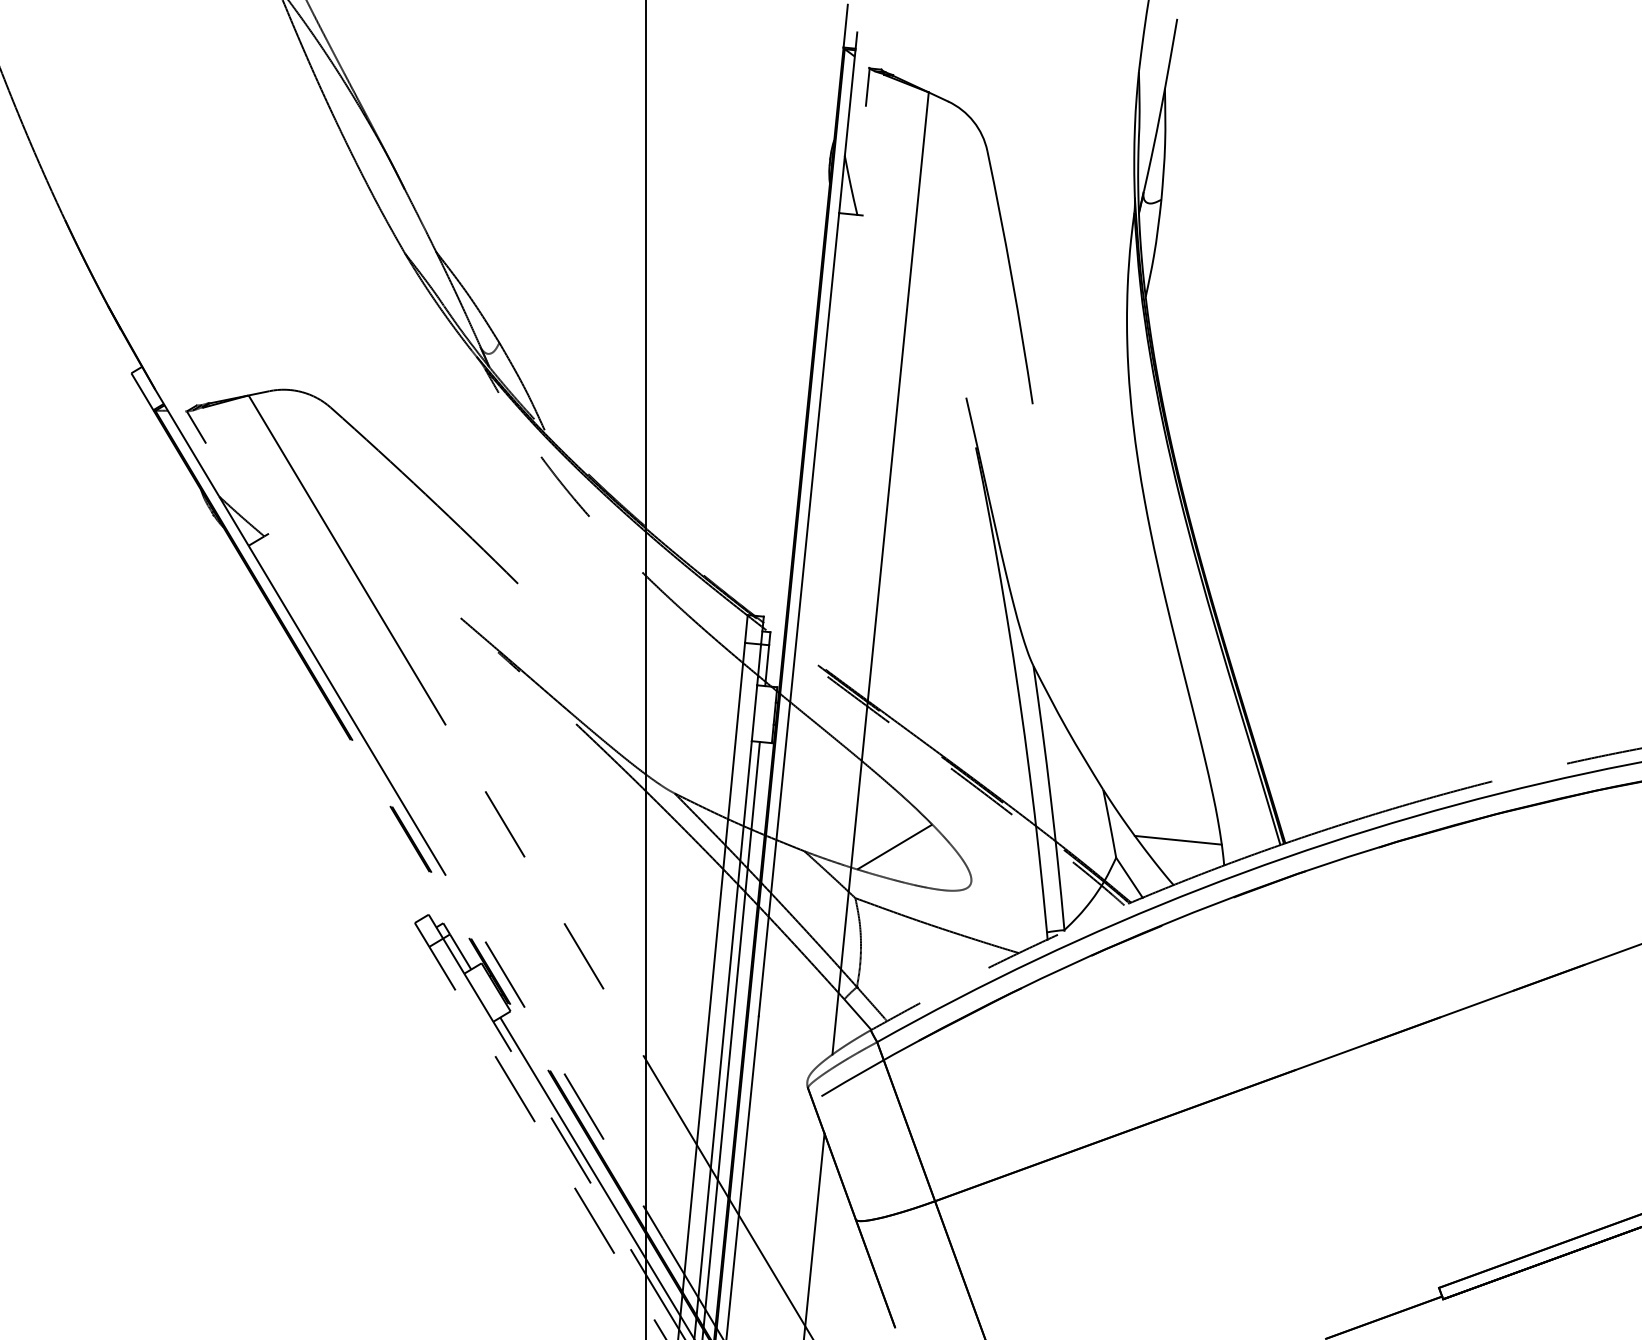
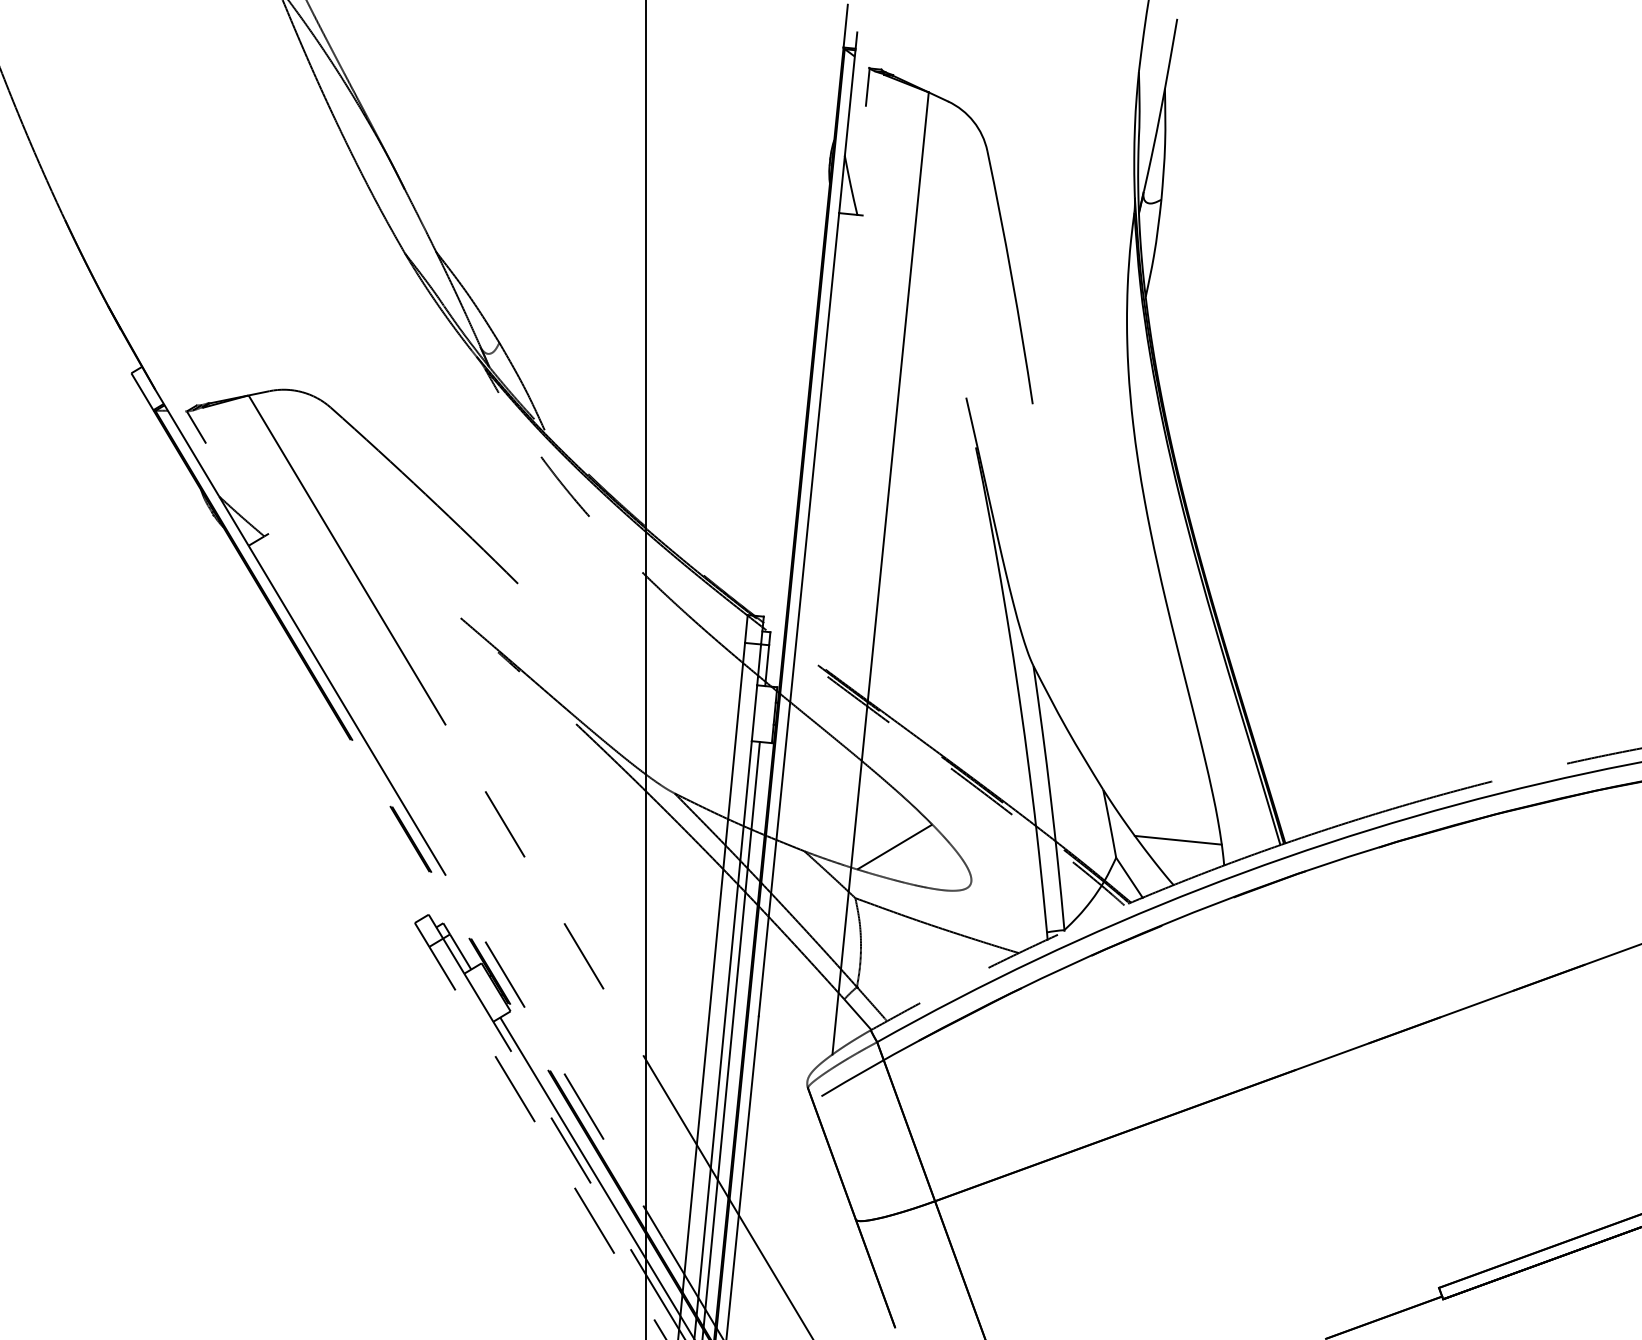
line: present -> none (814, 1234)
